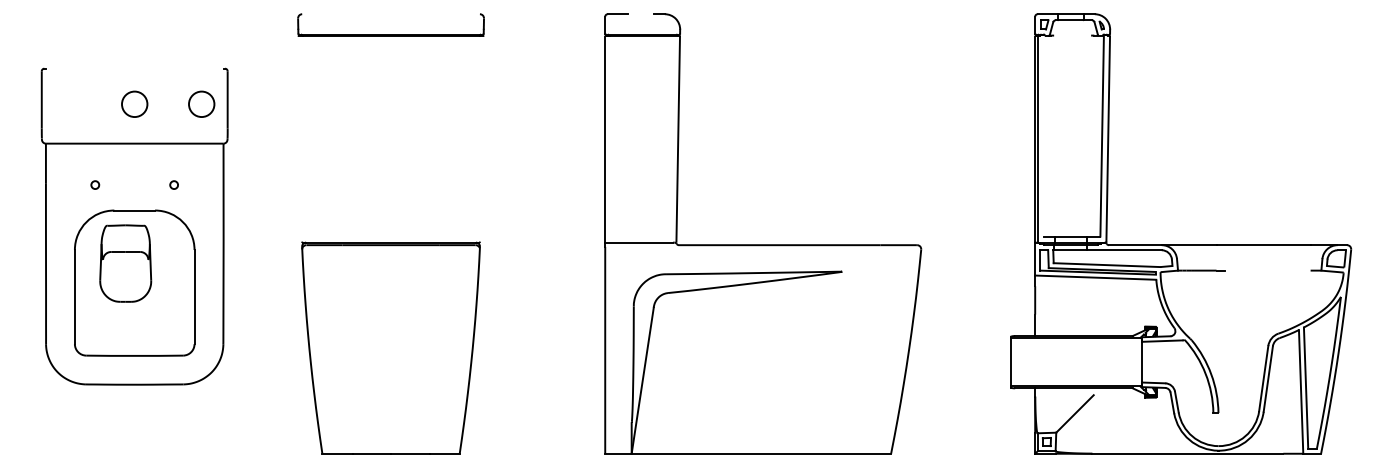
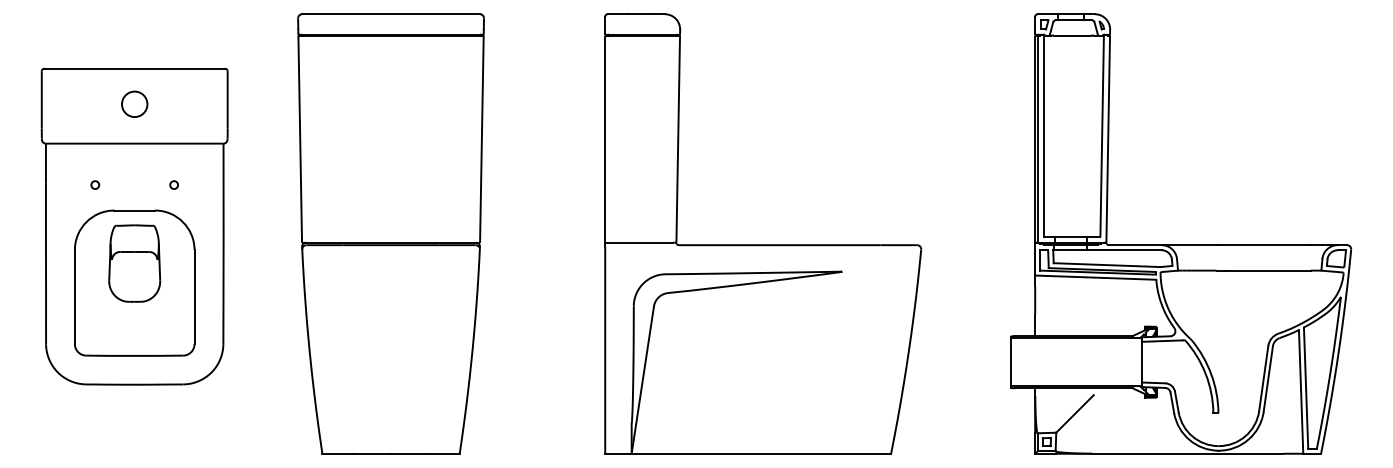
line: none -> present (390, 14)
line: none -> present (640, 14)
line: none -> present (1072, 35)
line: none -> present (134, 68)
circle: present -> none (201, 103)
line: none -> present (1043, 135)
line: none -> present (300, 138)
line: none -> present (481, 138)
part position: (125, 263) -> (134, 263) (134, 263)
line: none -> present (1267, 270)
